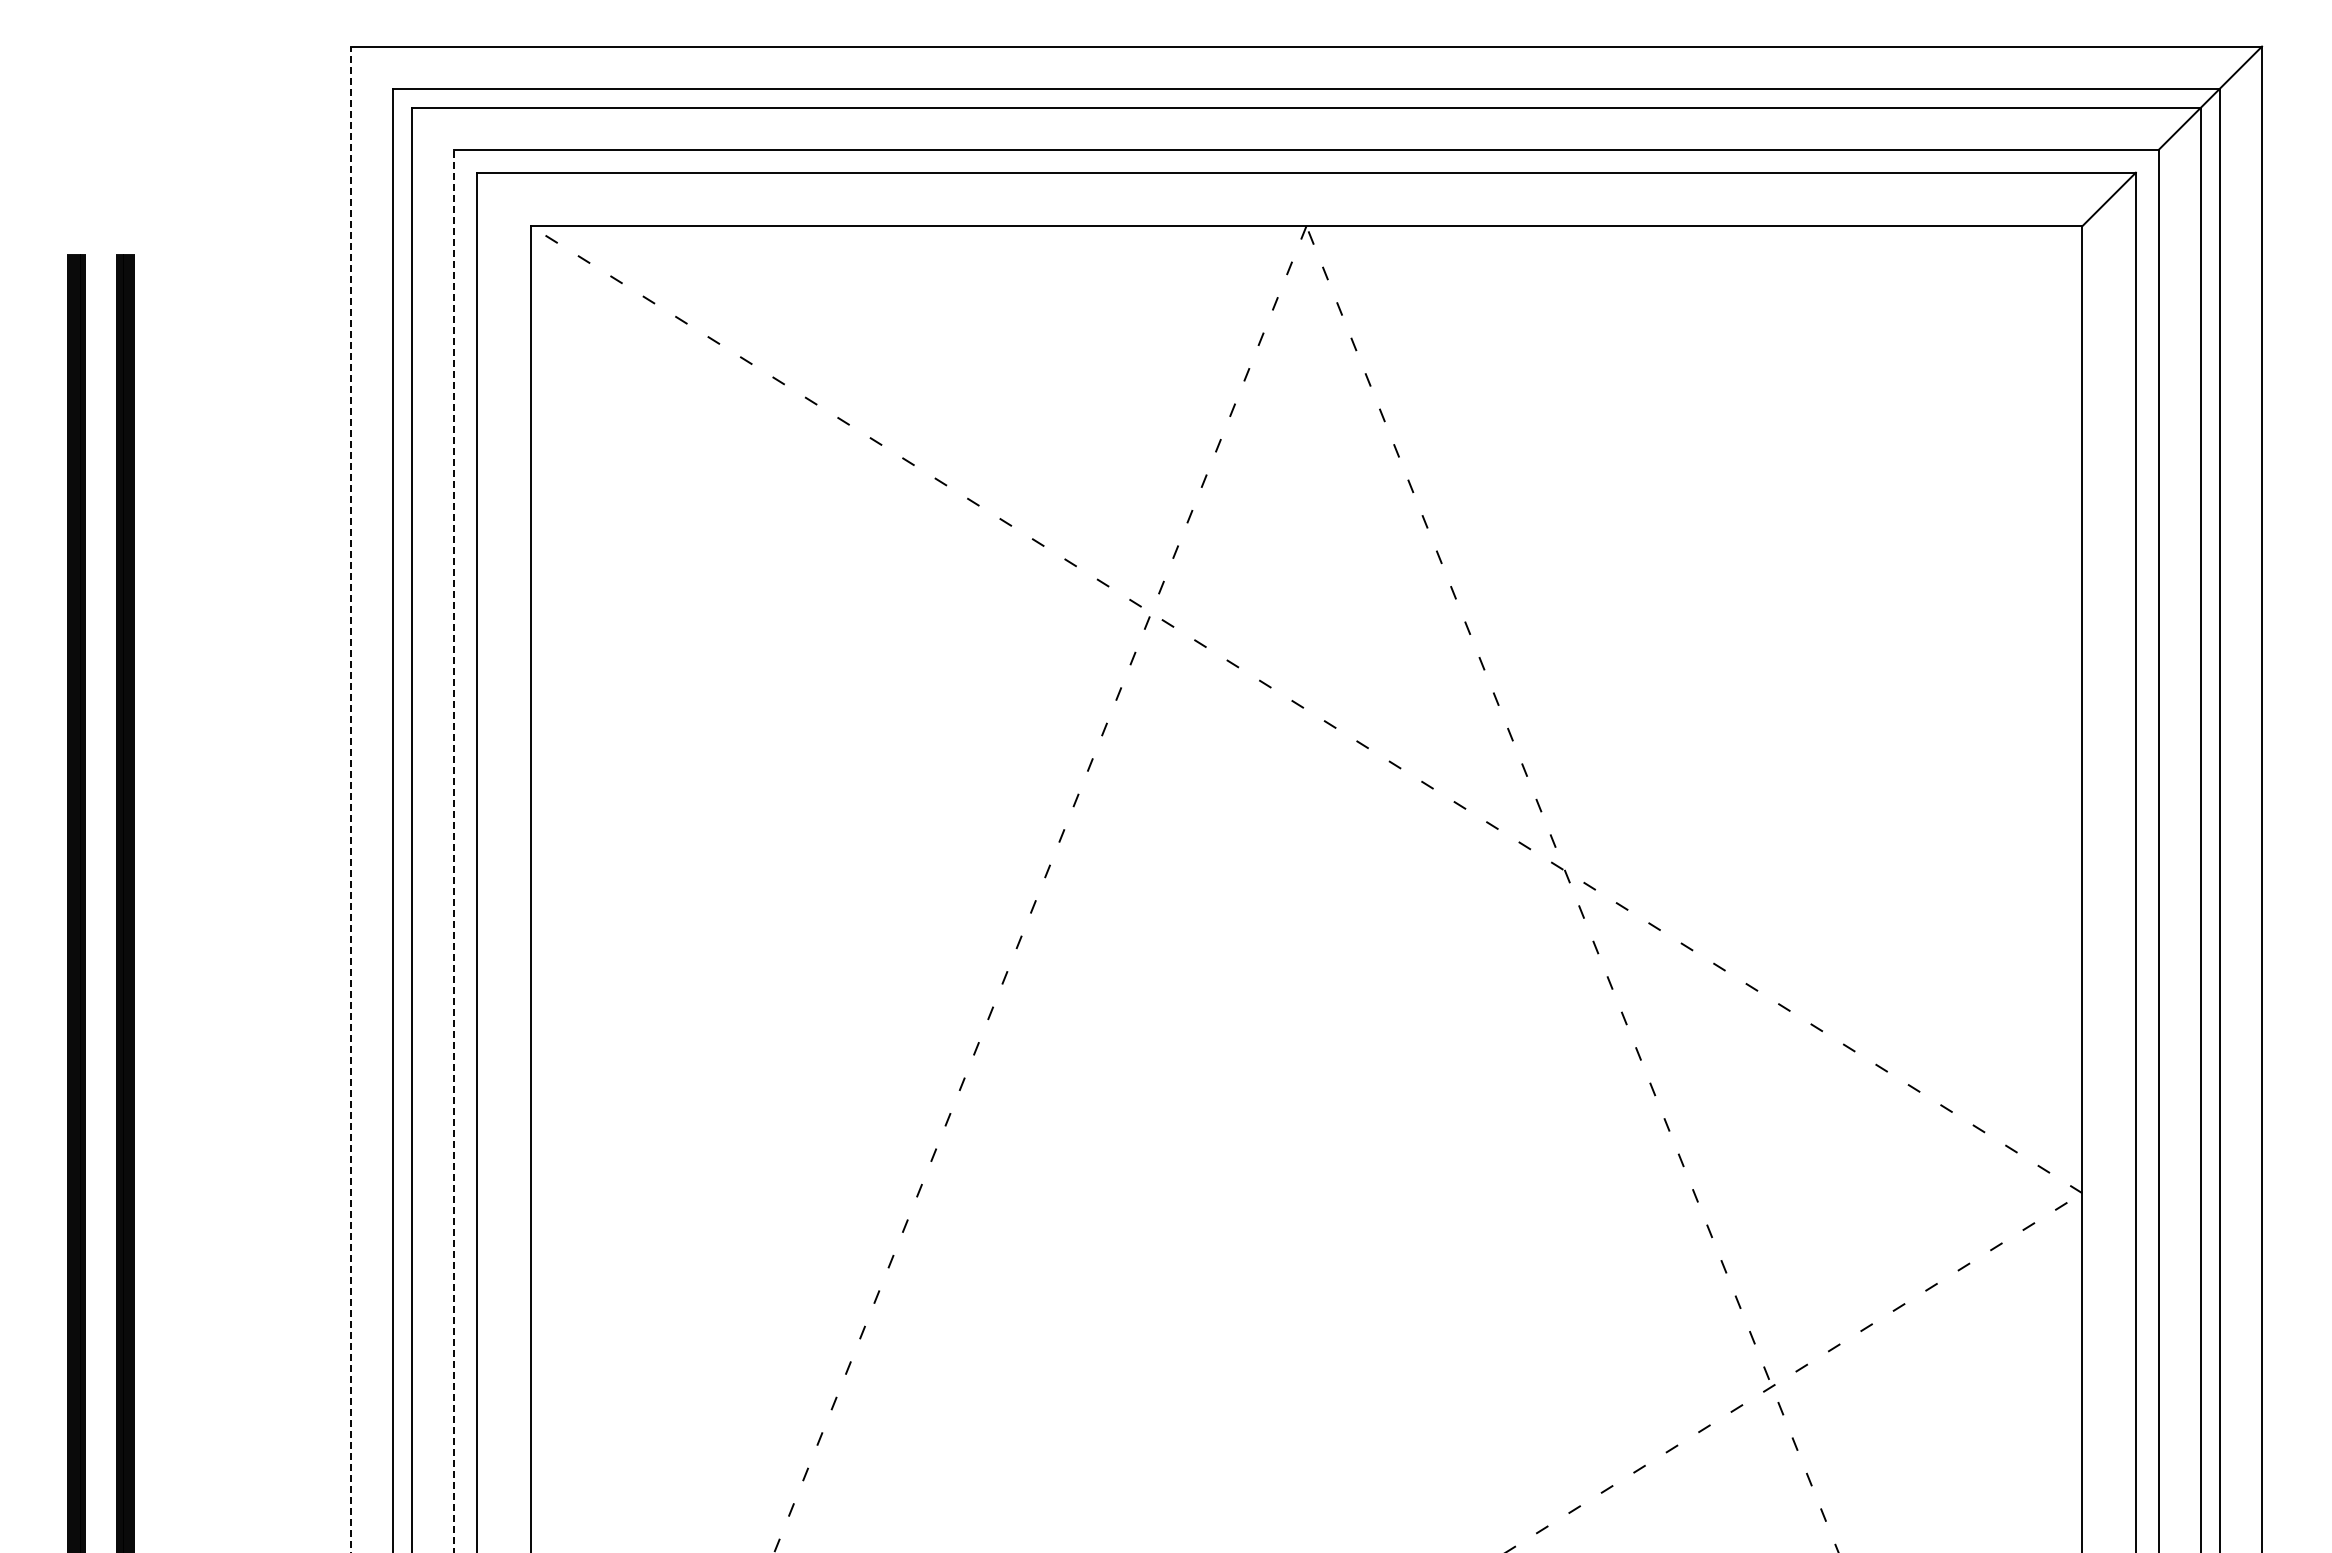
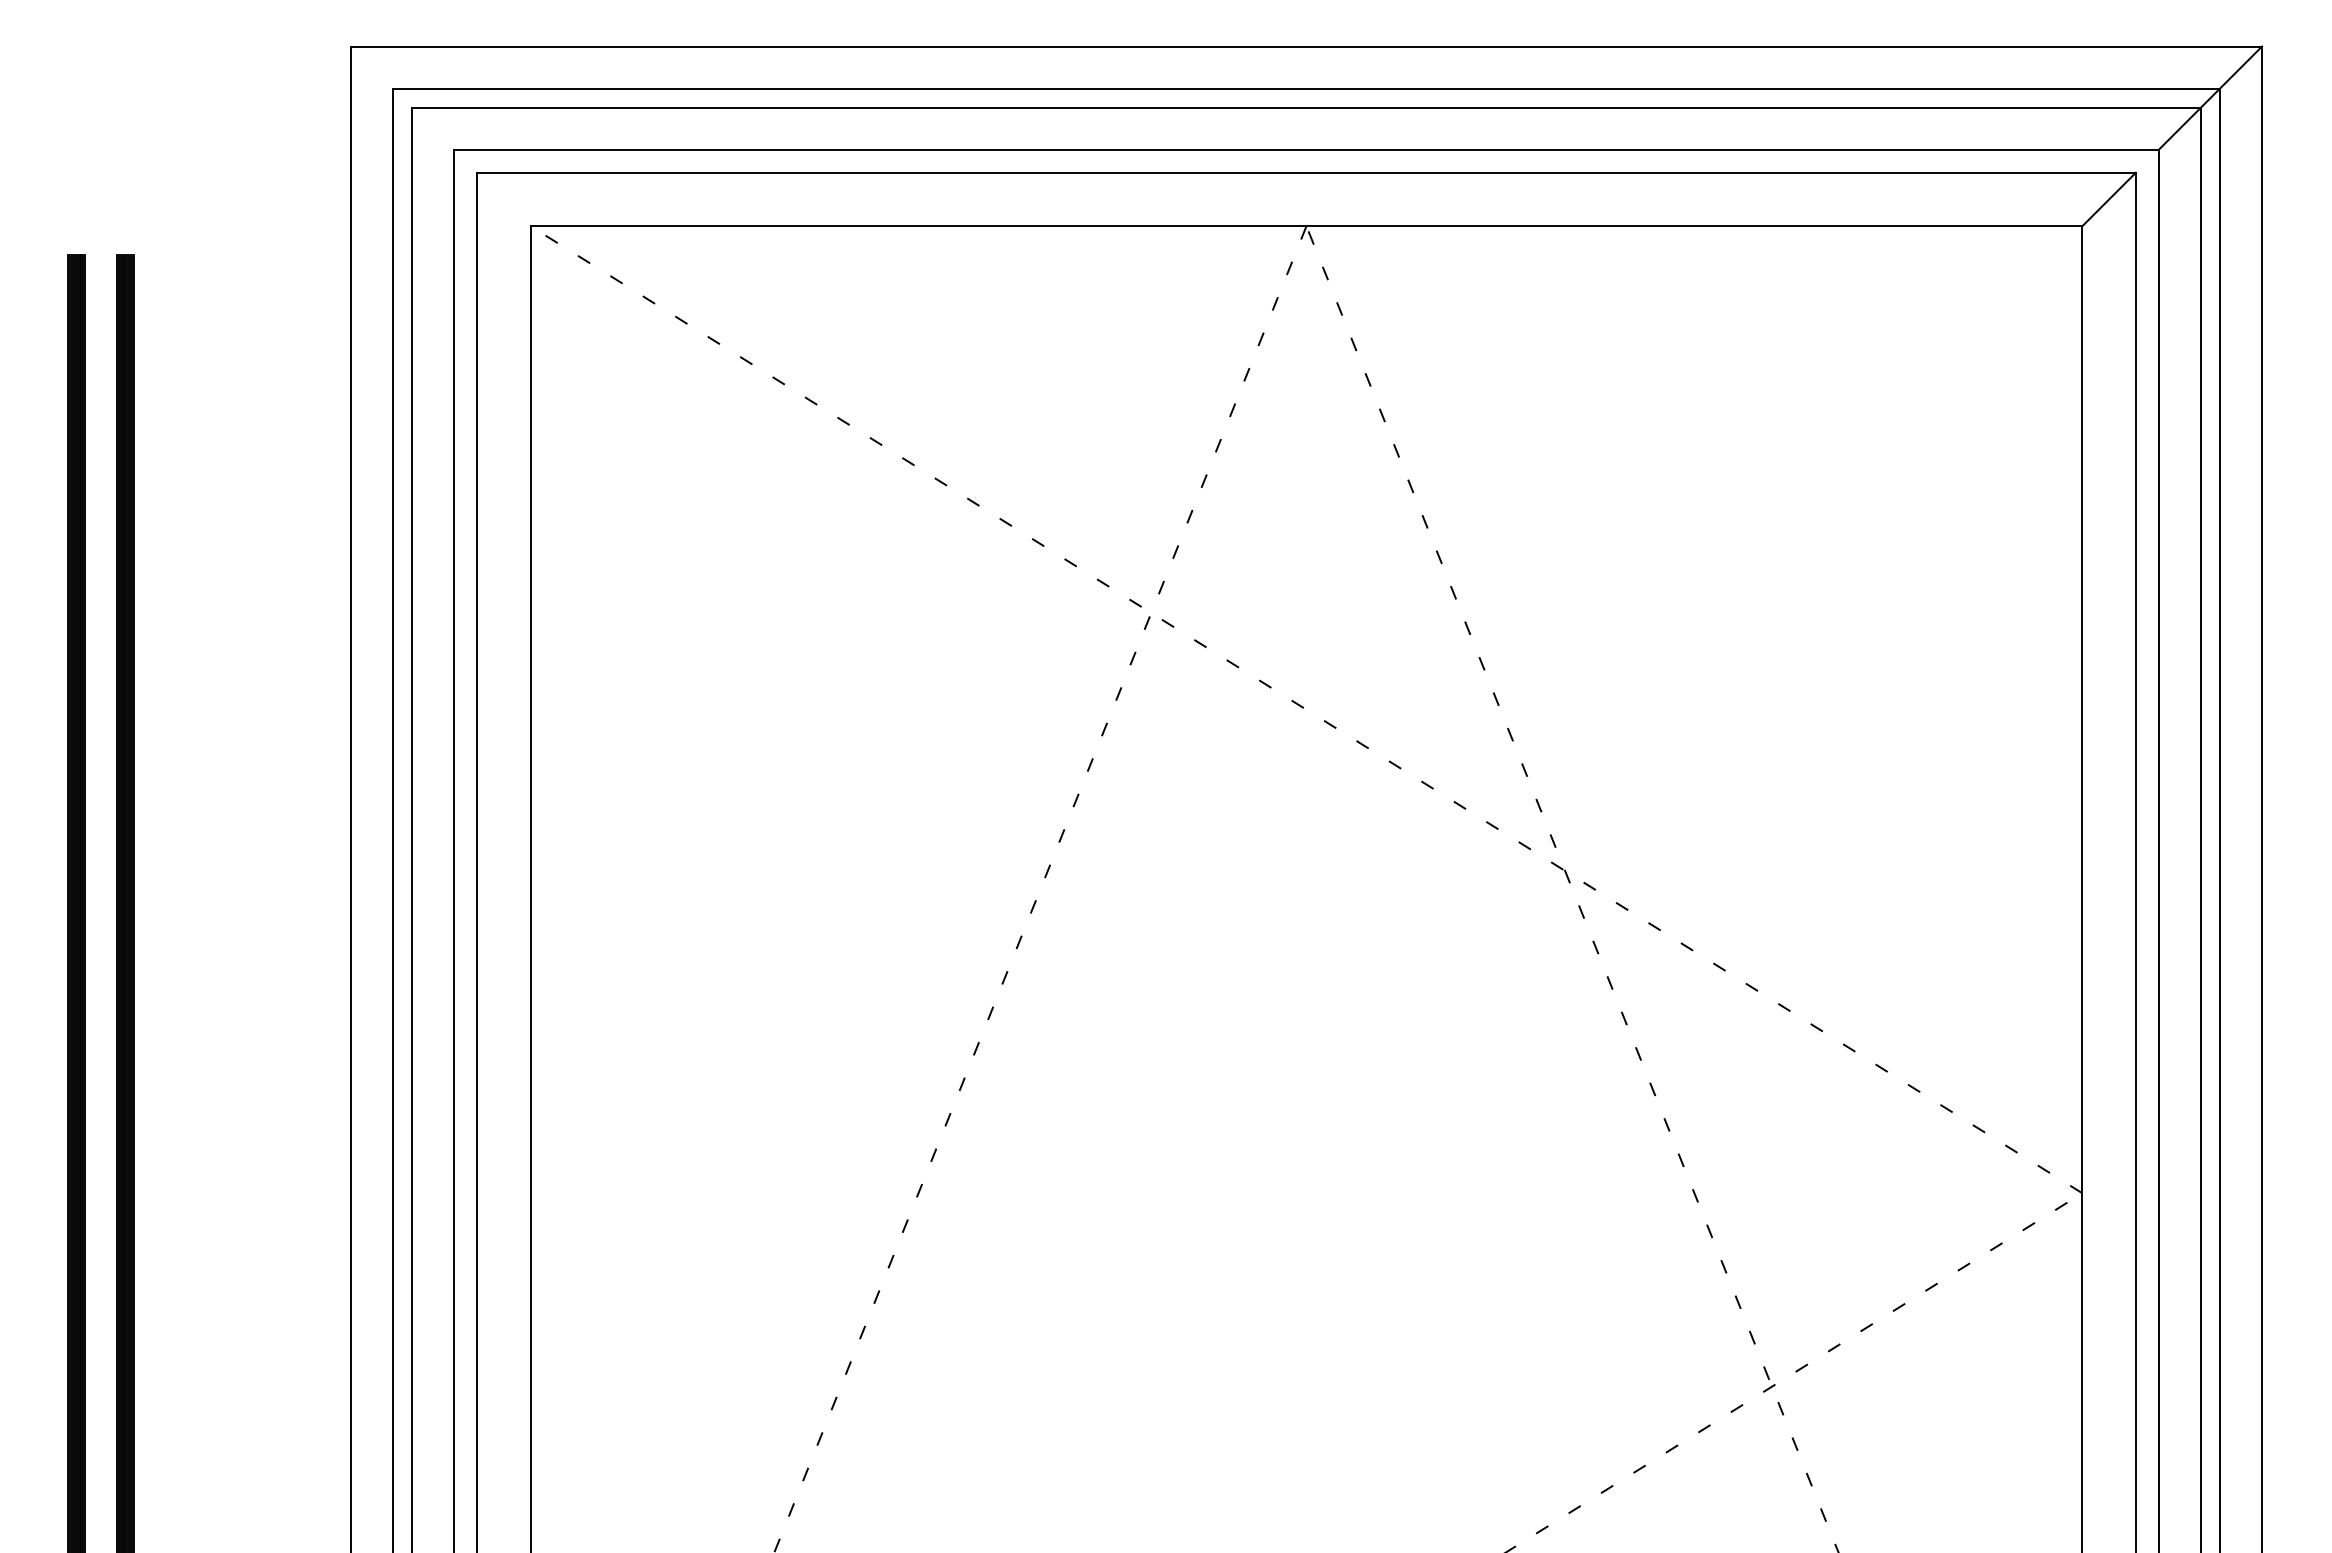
line: dashed -> solid (350, 799)
line: dashed -> solid (454, 850)
